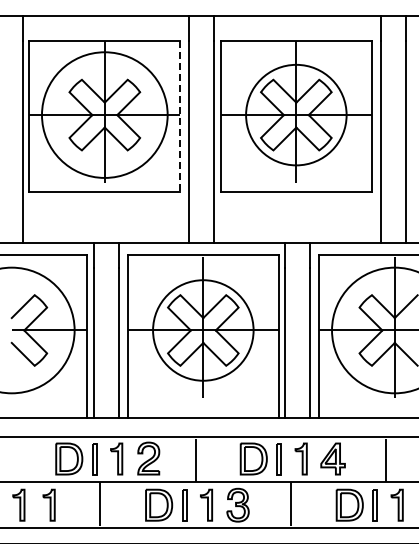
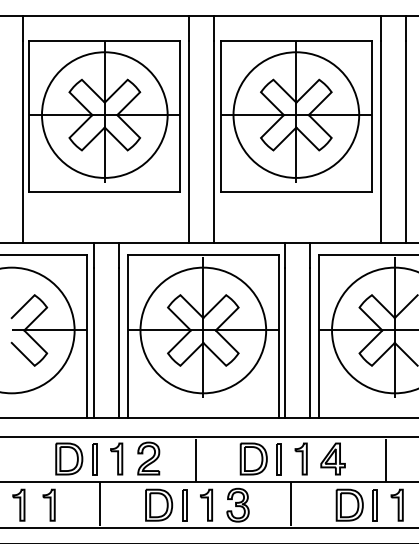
circle diameter: 101 px -> 126 px (296, 114)
line: dashed -> solid (180, 117)
circle diameter: 101 px -> 126 px (203, 330)
